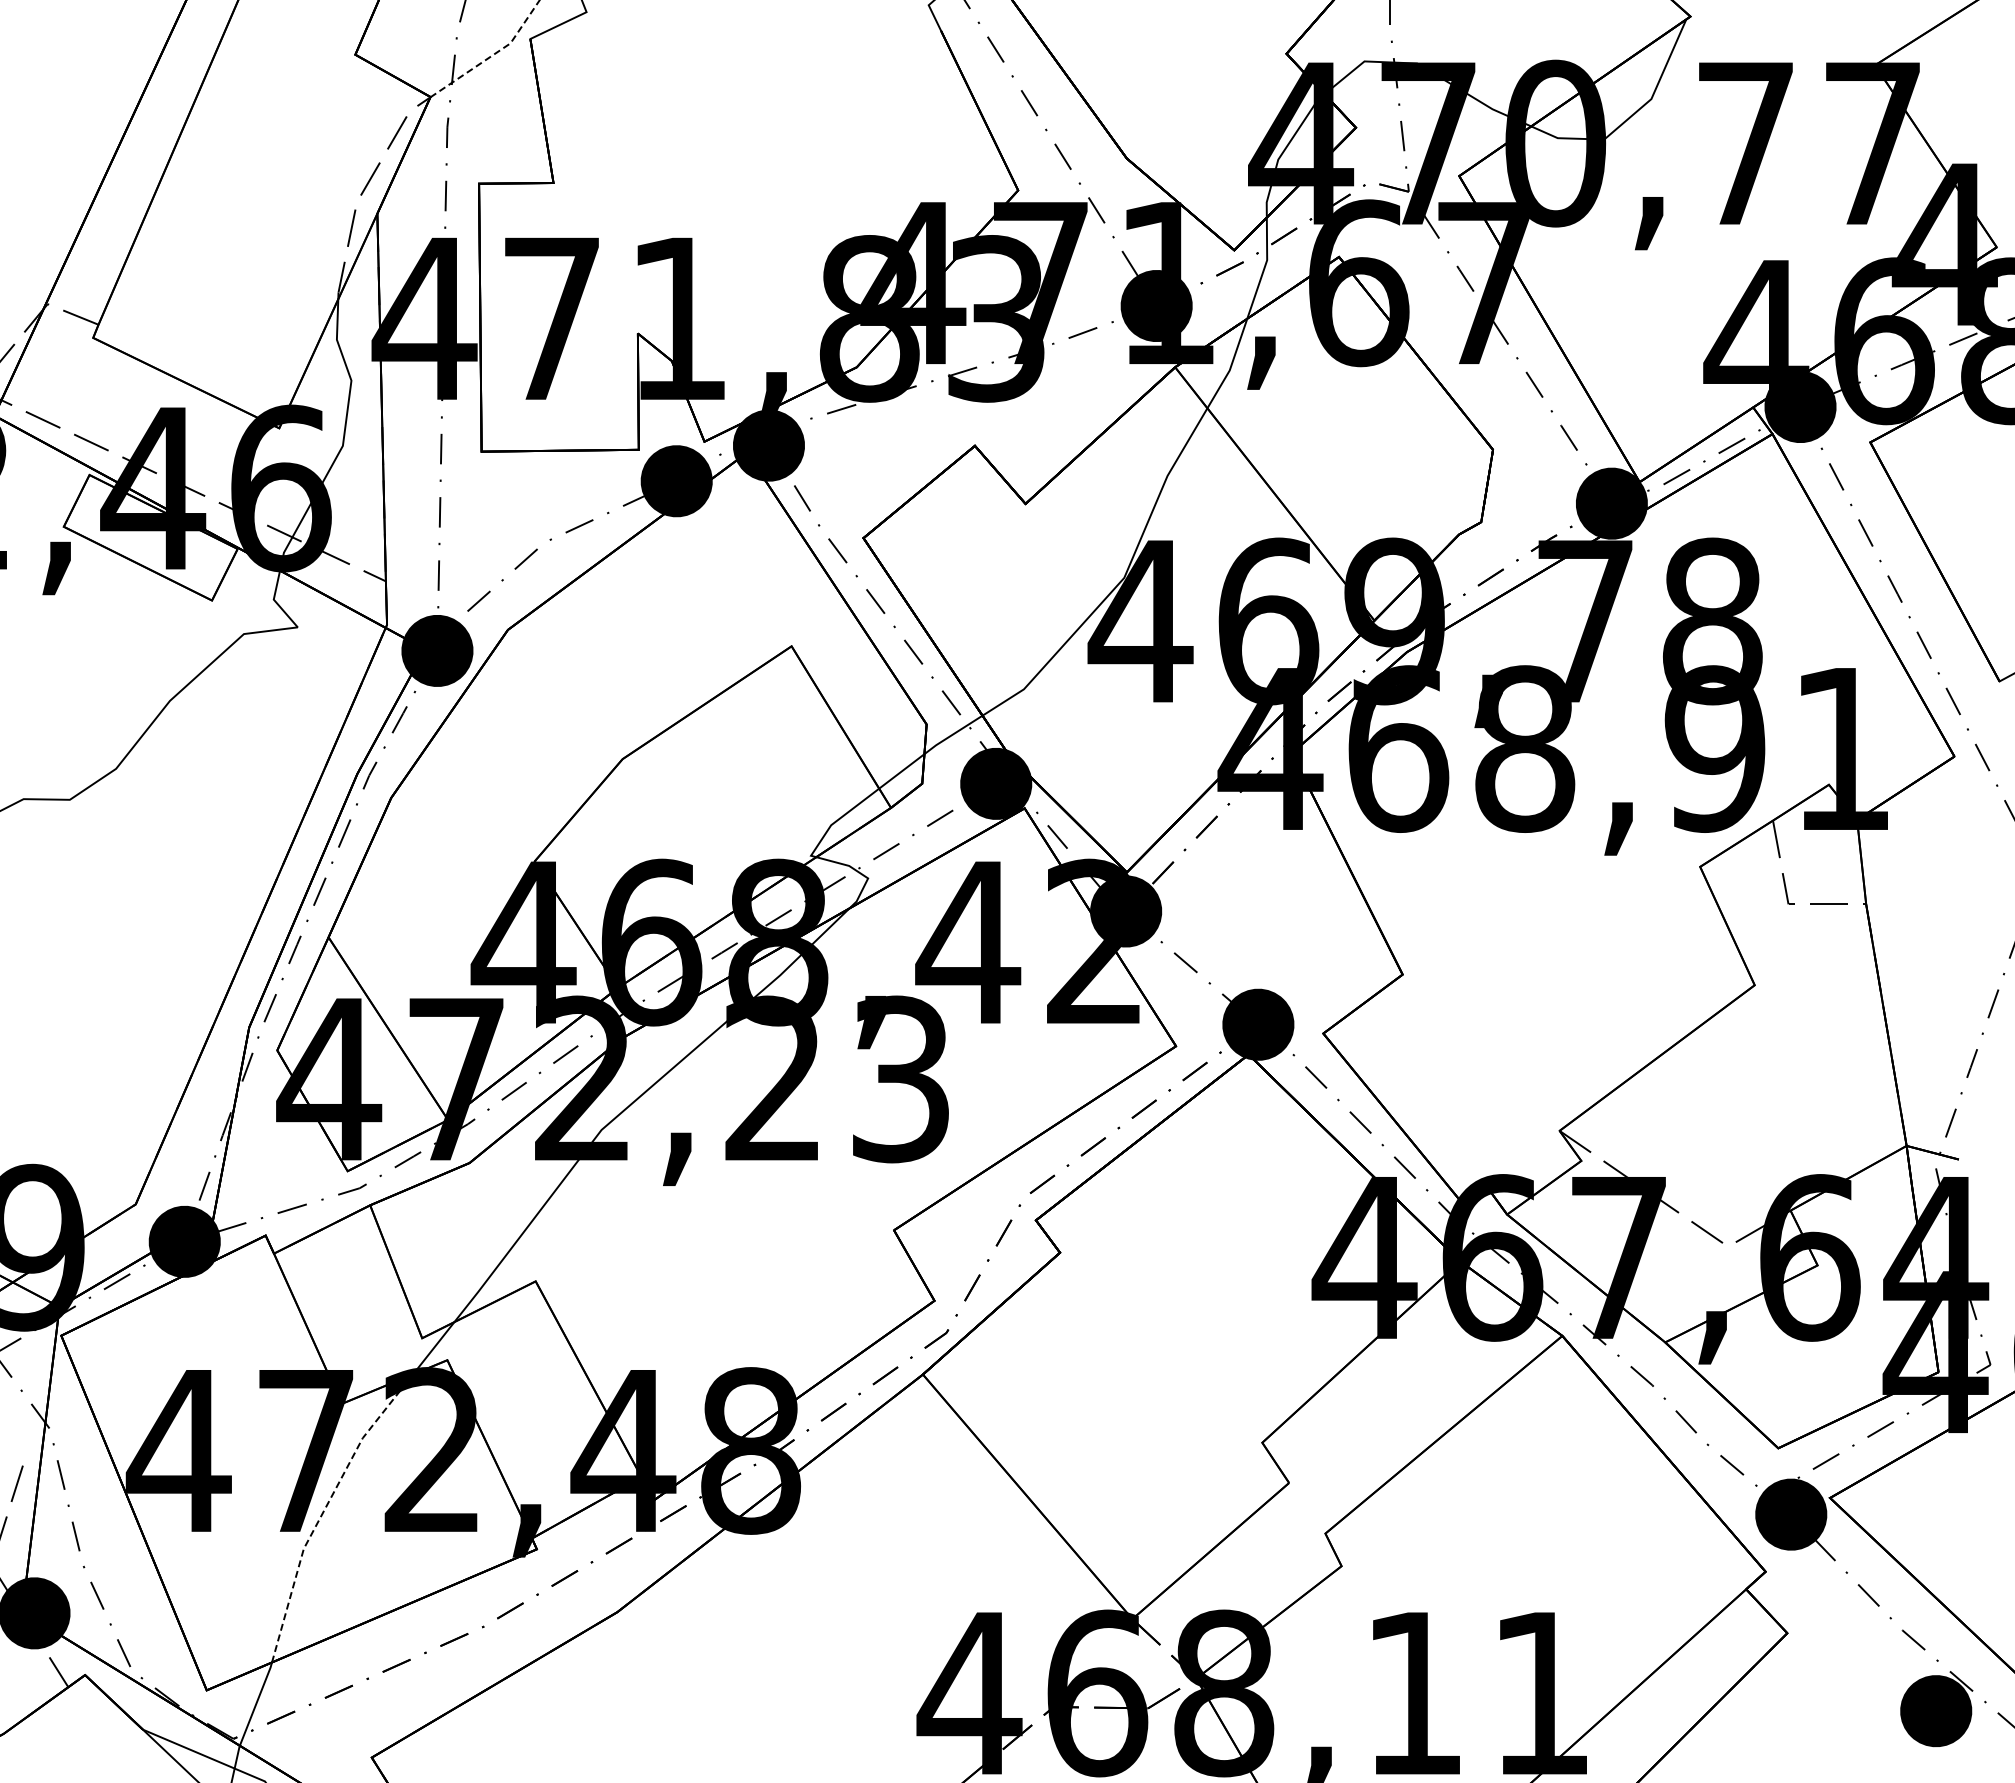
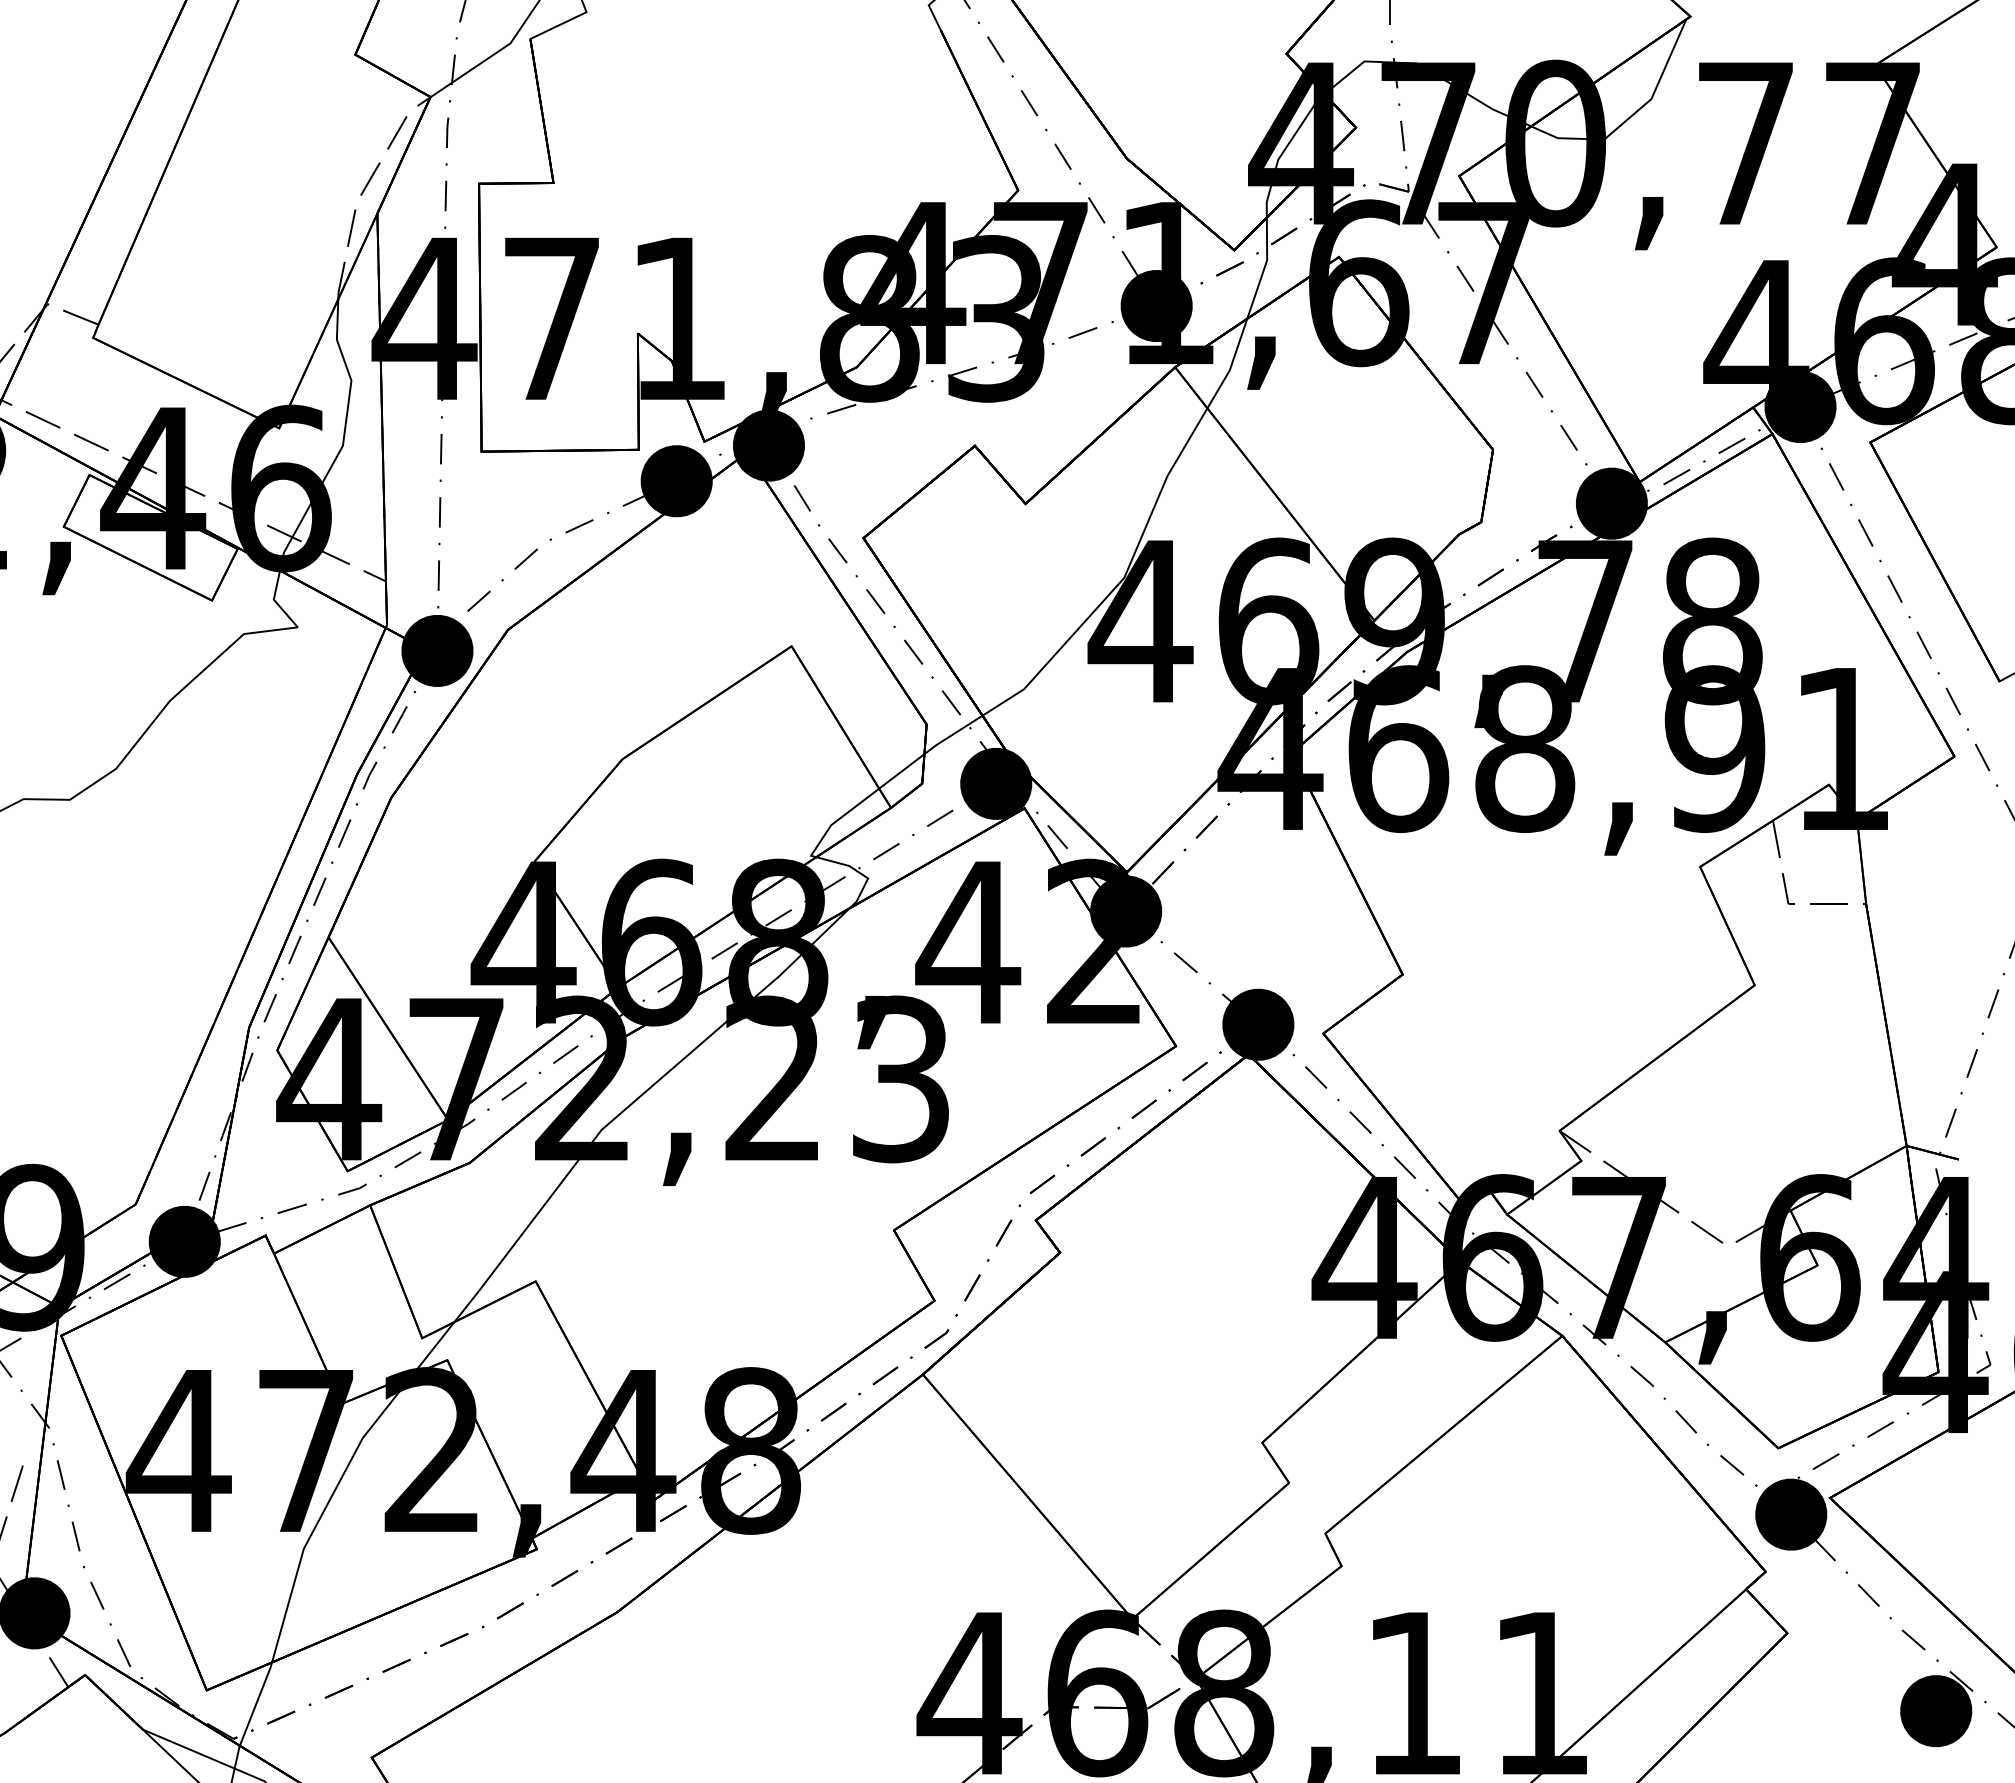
line: dashed -> solid (492, 55)
line: dashed -> solid (324, 1509)
